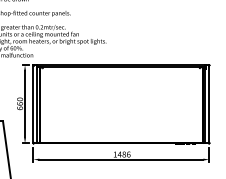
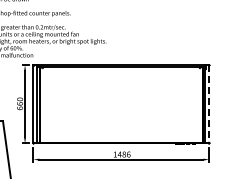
line: solid -> dashed (209, 104)
